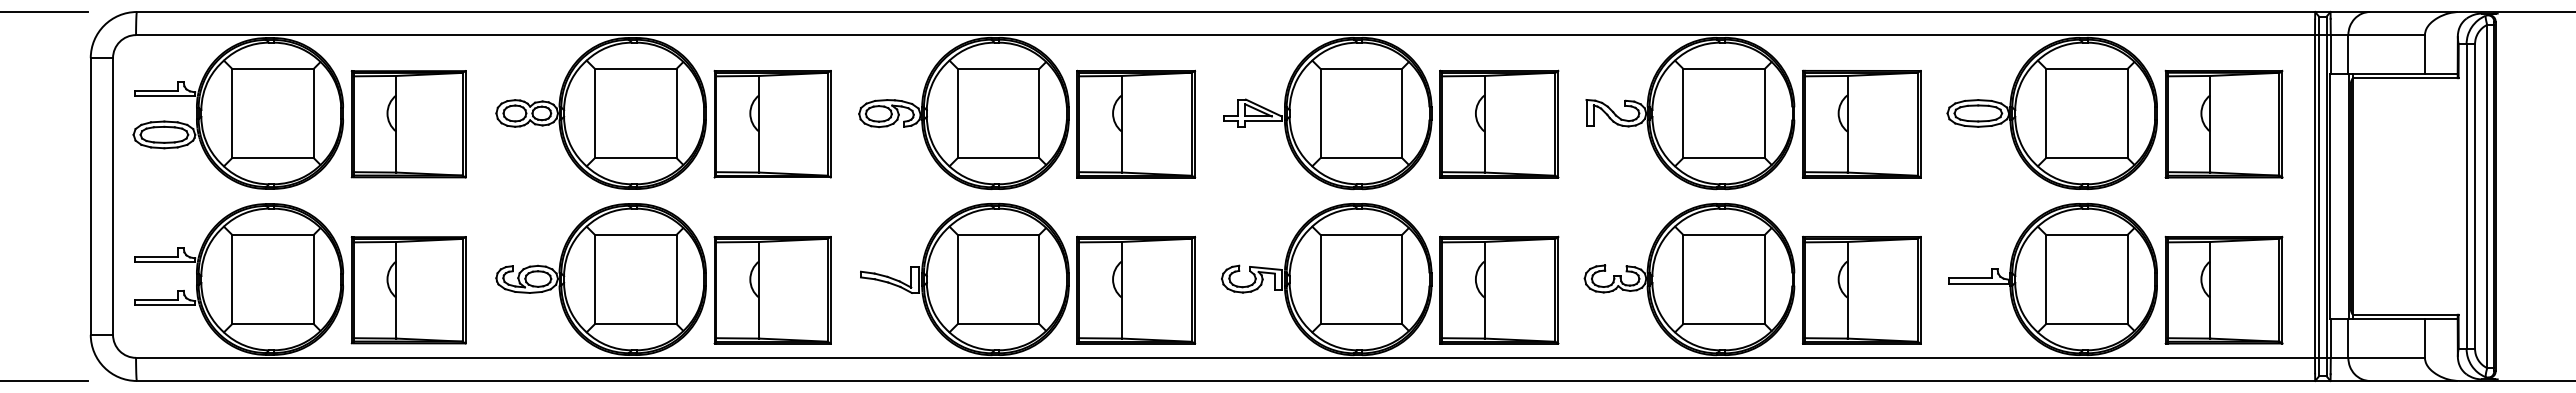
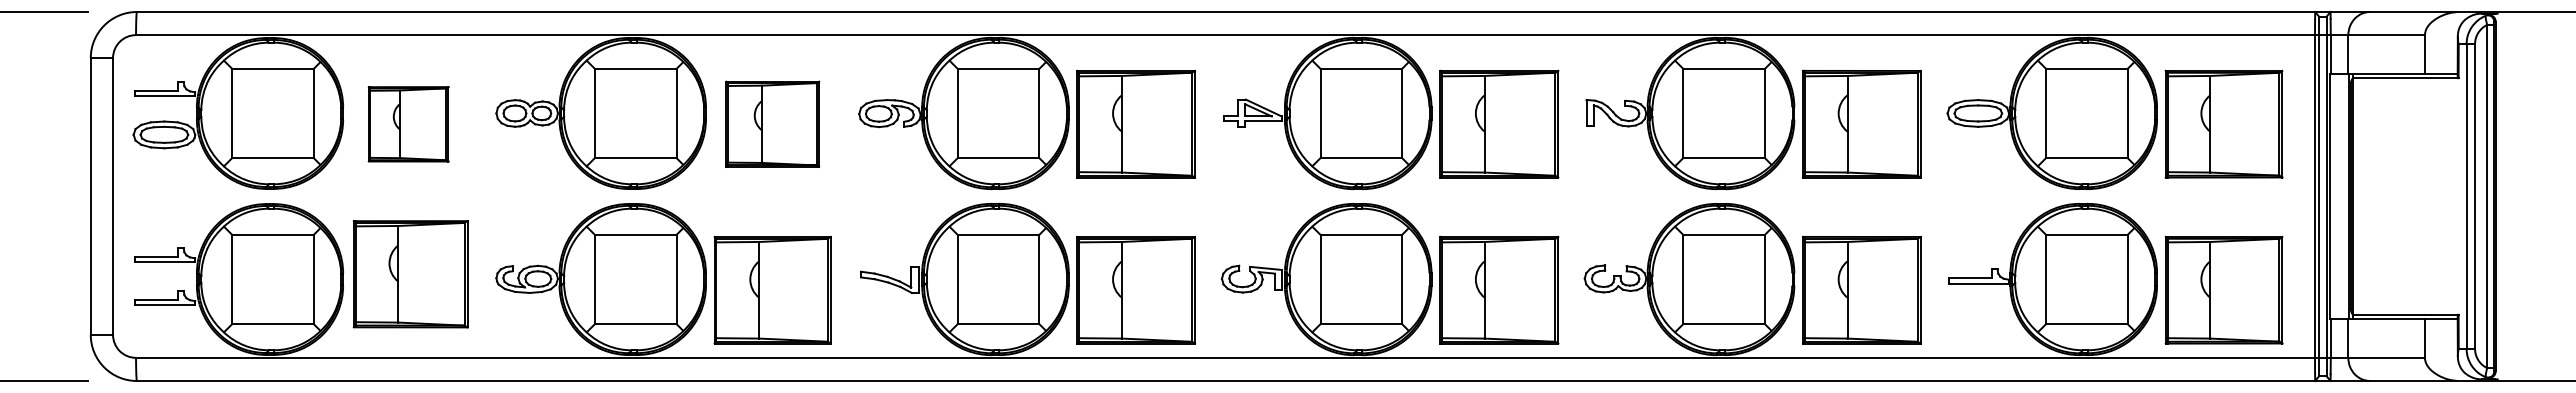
part size: 117x109 px -> 83x77 px (408, 124)
part size: 119x109 px -> 96x88 px (772, 123)
part position: (408, 290) -> (410, 274) (410, 274)
